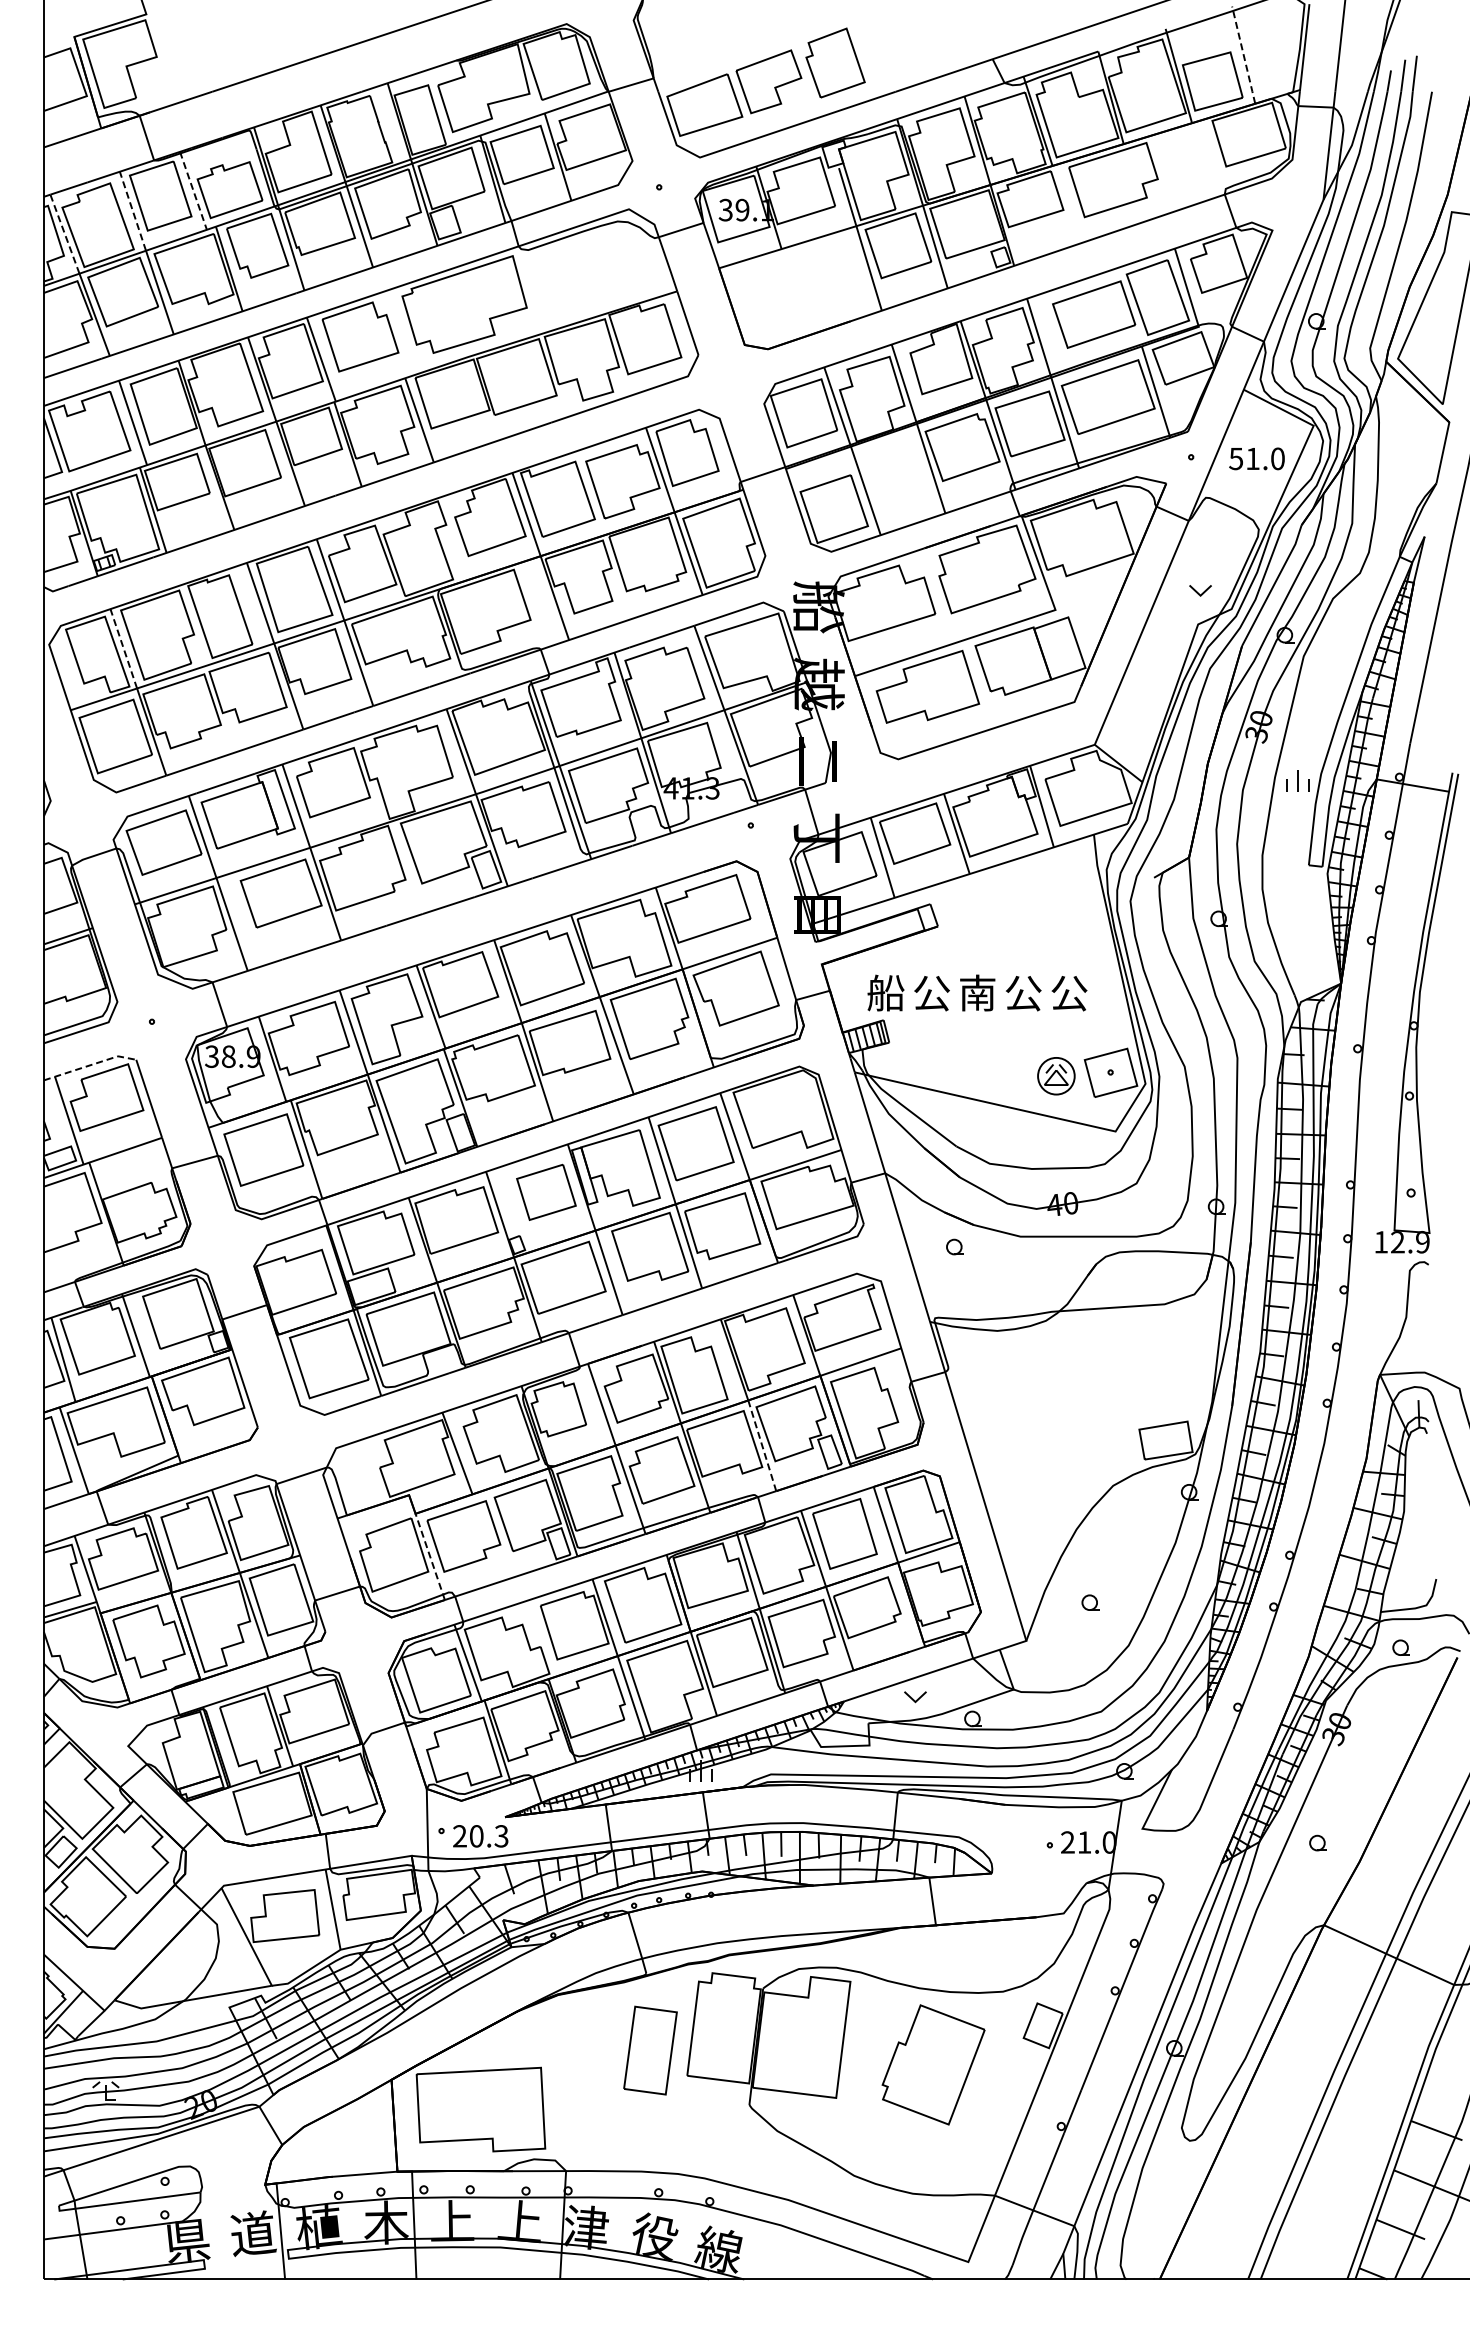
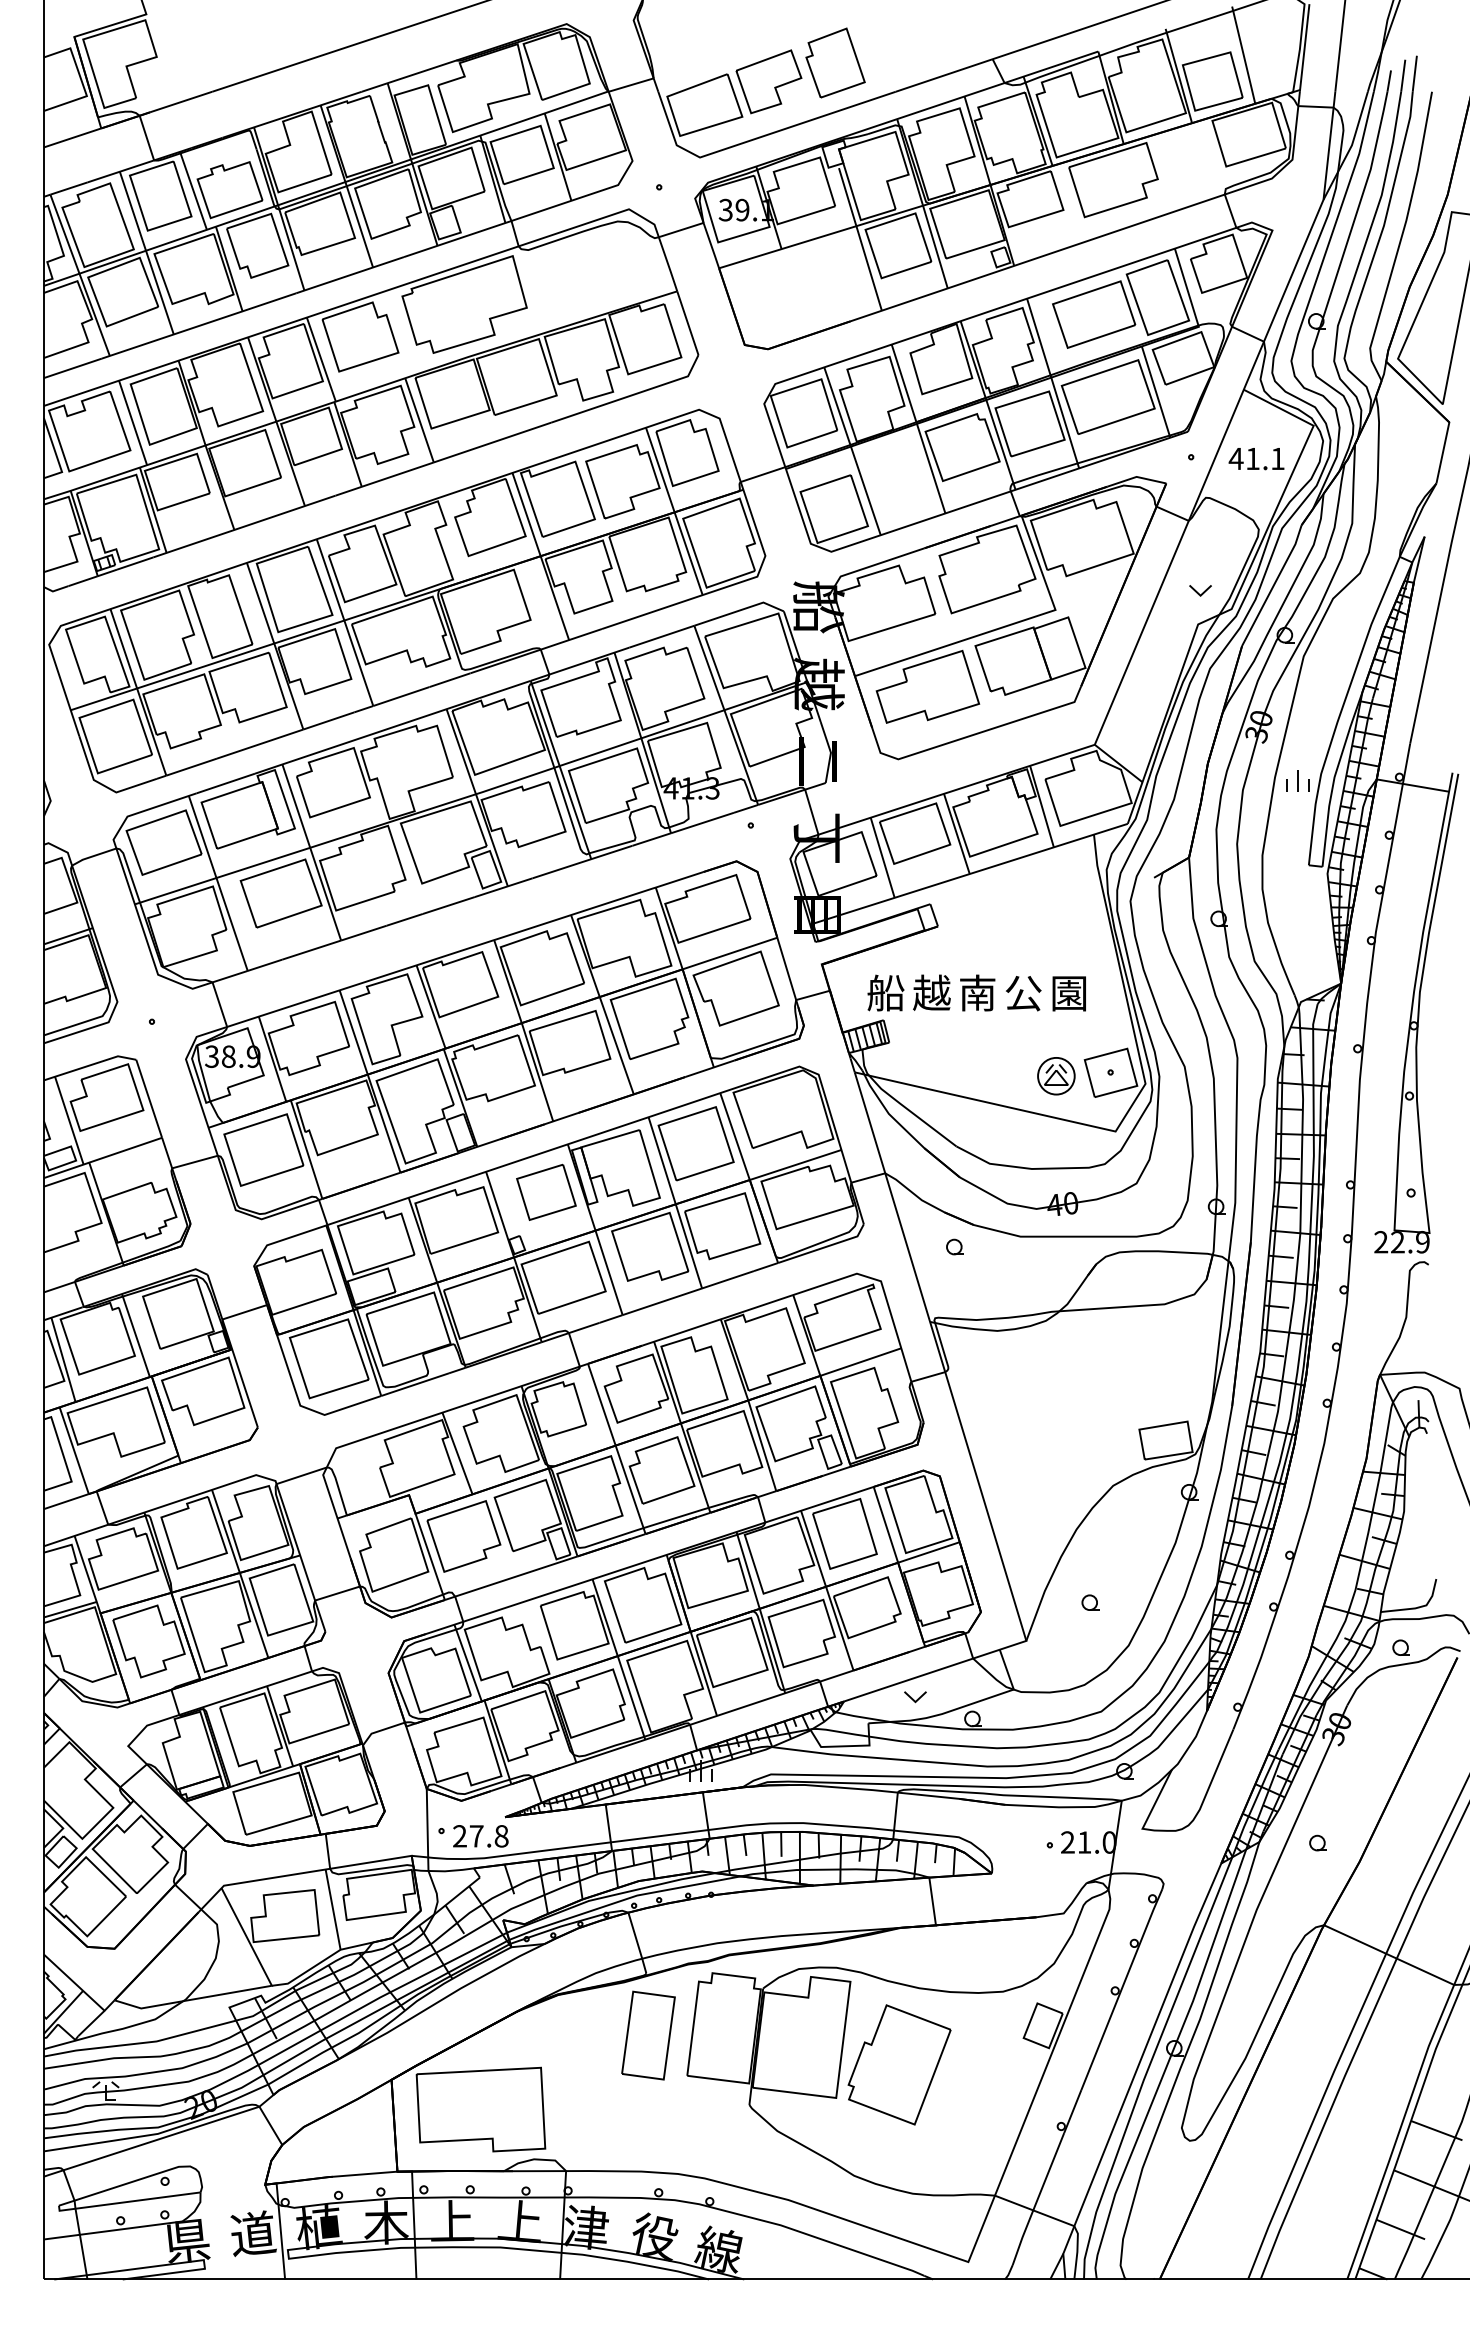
line: dashed -> solid (1243, 55)
line: dashed -> solid (193, 191)
line: dashed -> solid (132, 211)
line: dashed -> solid (64, 233)
text: 51.0 -> 41.1 (1256, 458)
line: dashed -> solid (123, 648)
text: 公 -> 越 (931, 992)
text: 公 -> 園 (1069, 993)
line: dashed -> solid (89, 1065)
text: 12.9 -> 22.9 (1381, 1241)
line: dashed -> solid (762, 1446)
line: dashed -> solid (430, 1557)
text: 20.3 -> 27.8 (488, 1836)
part position: (650, 2050) -> (648, 2035) (648, 2035)
part position: (933, 2064) -> (899, 2064) (899, 2064)
